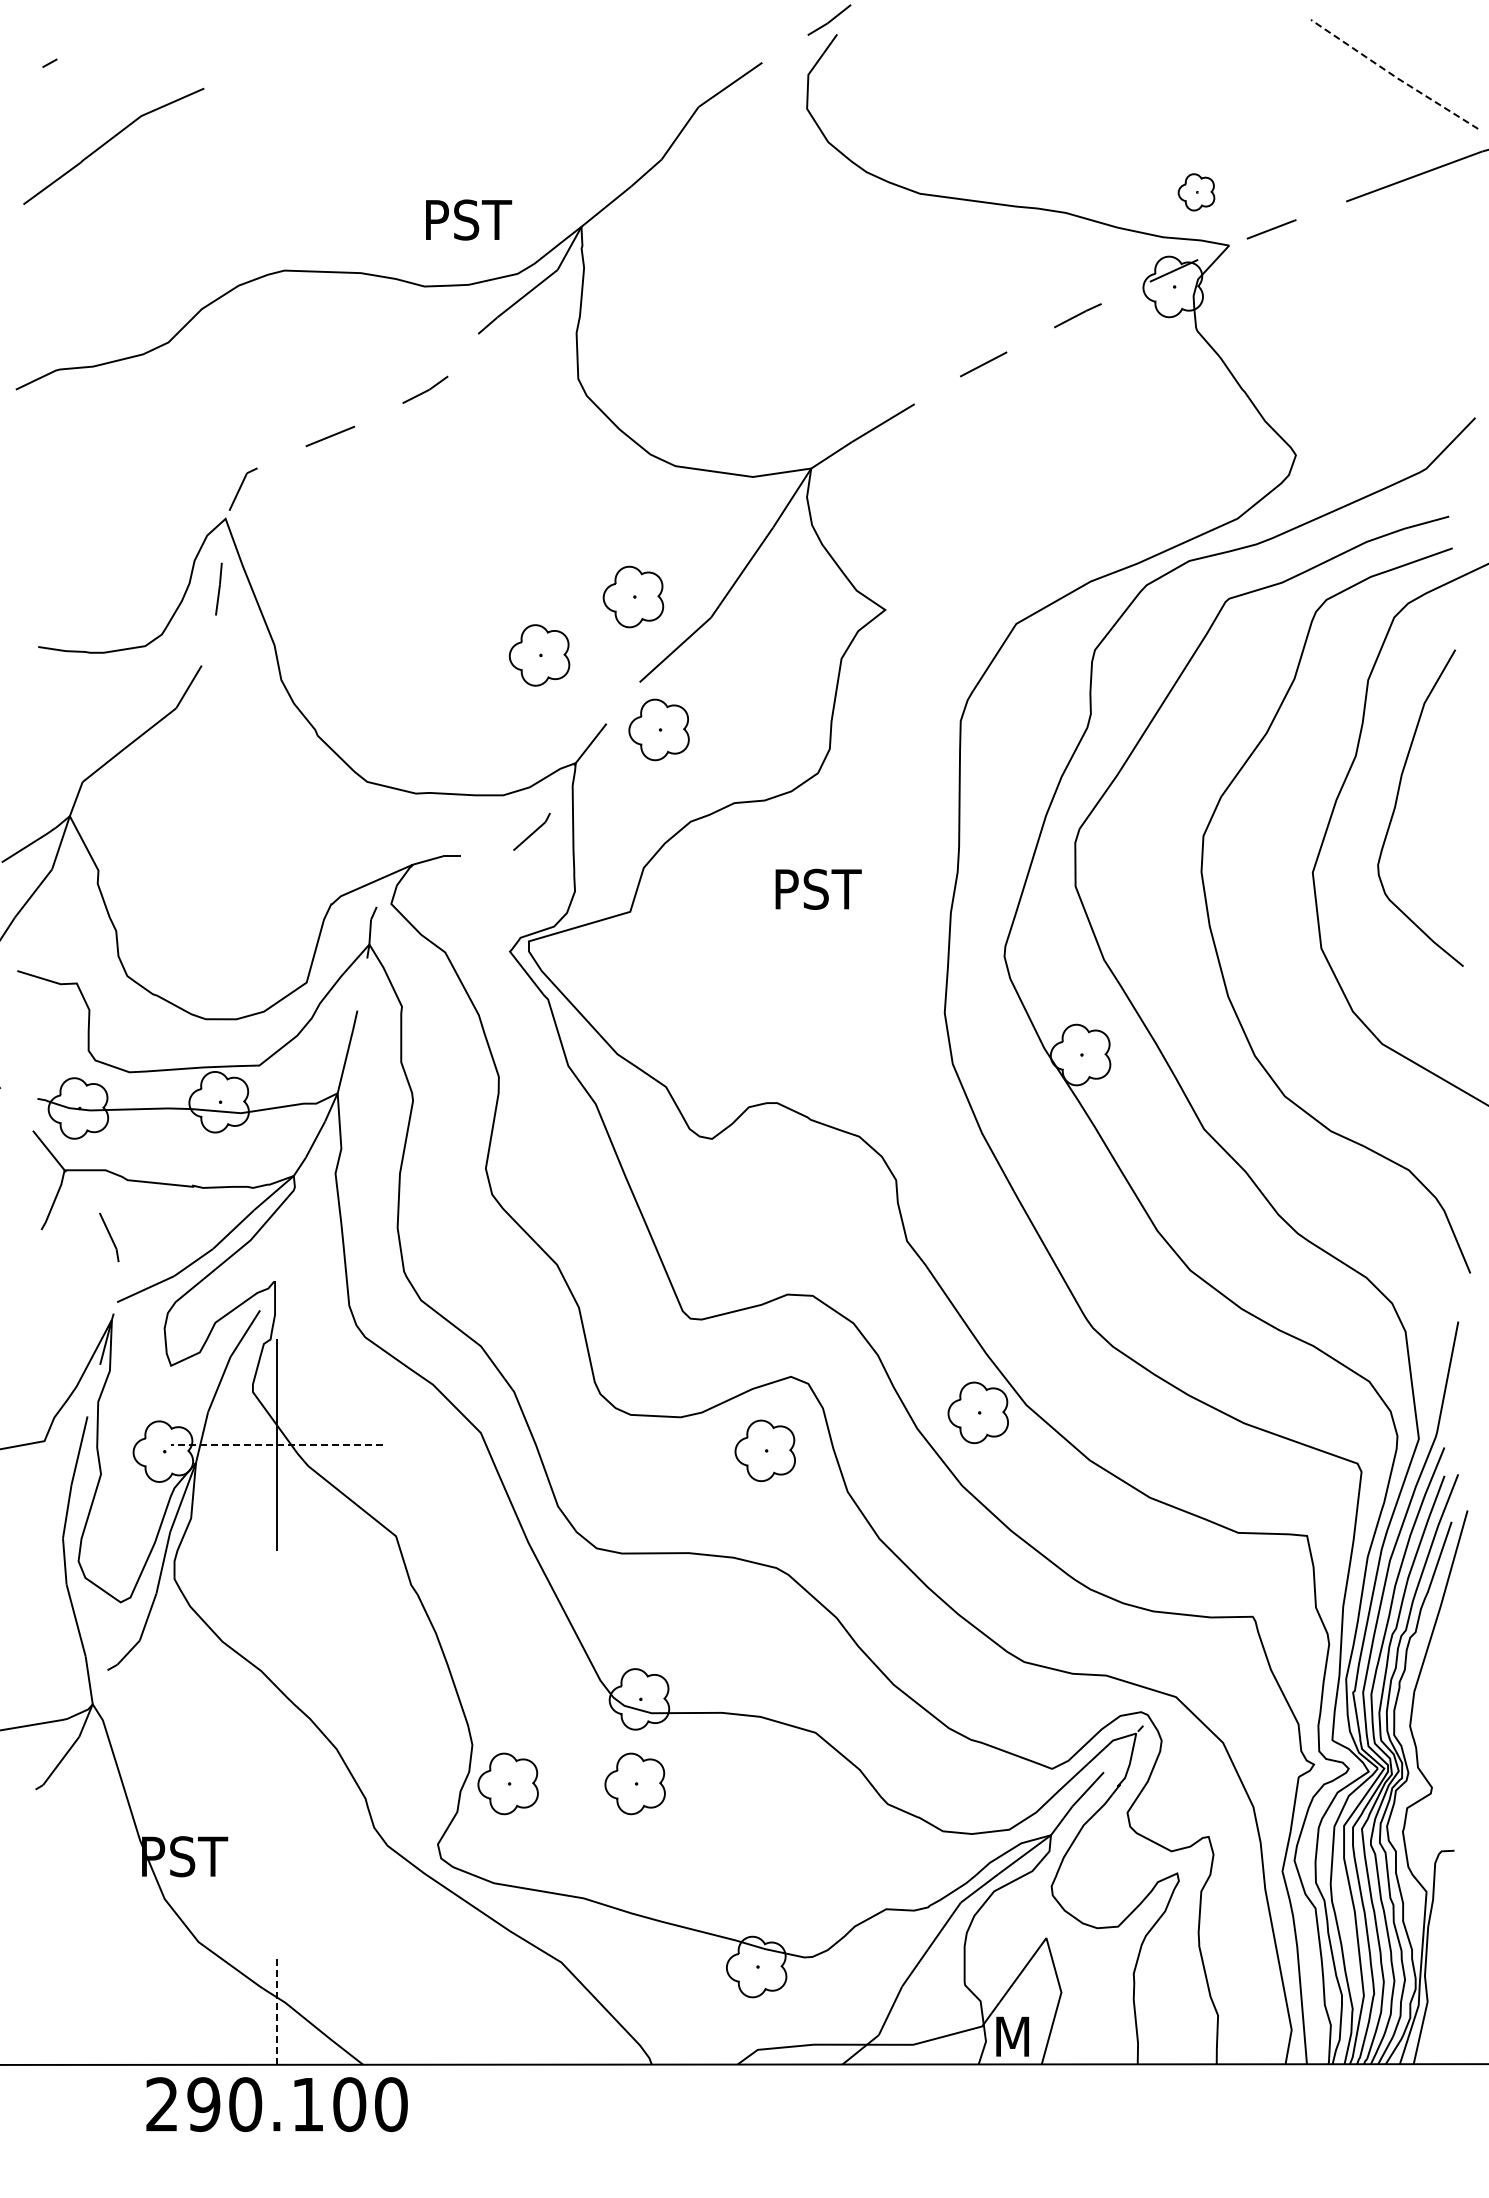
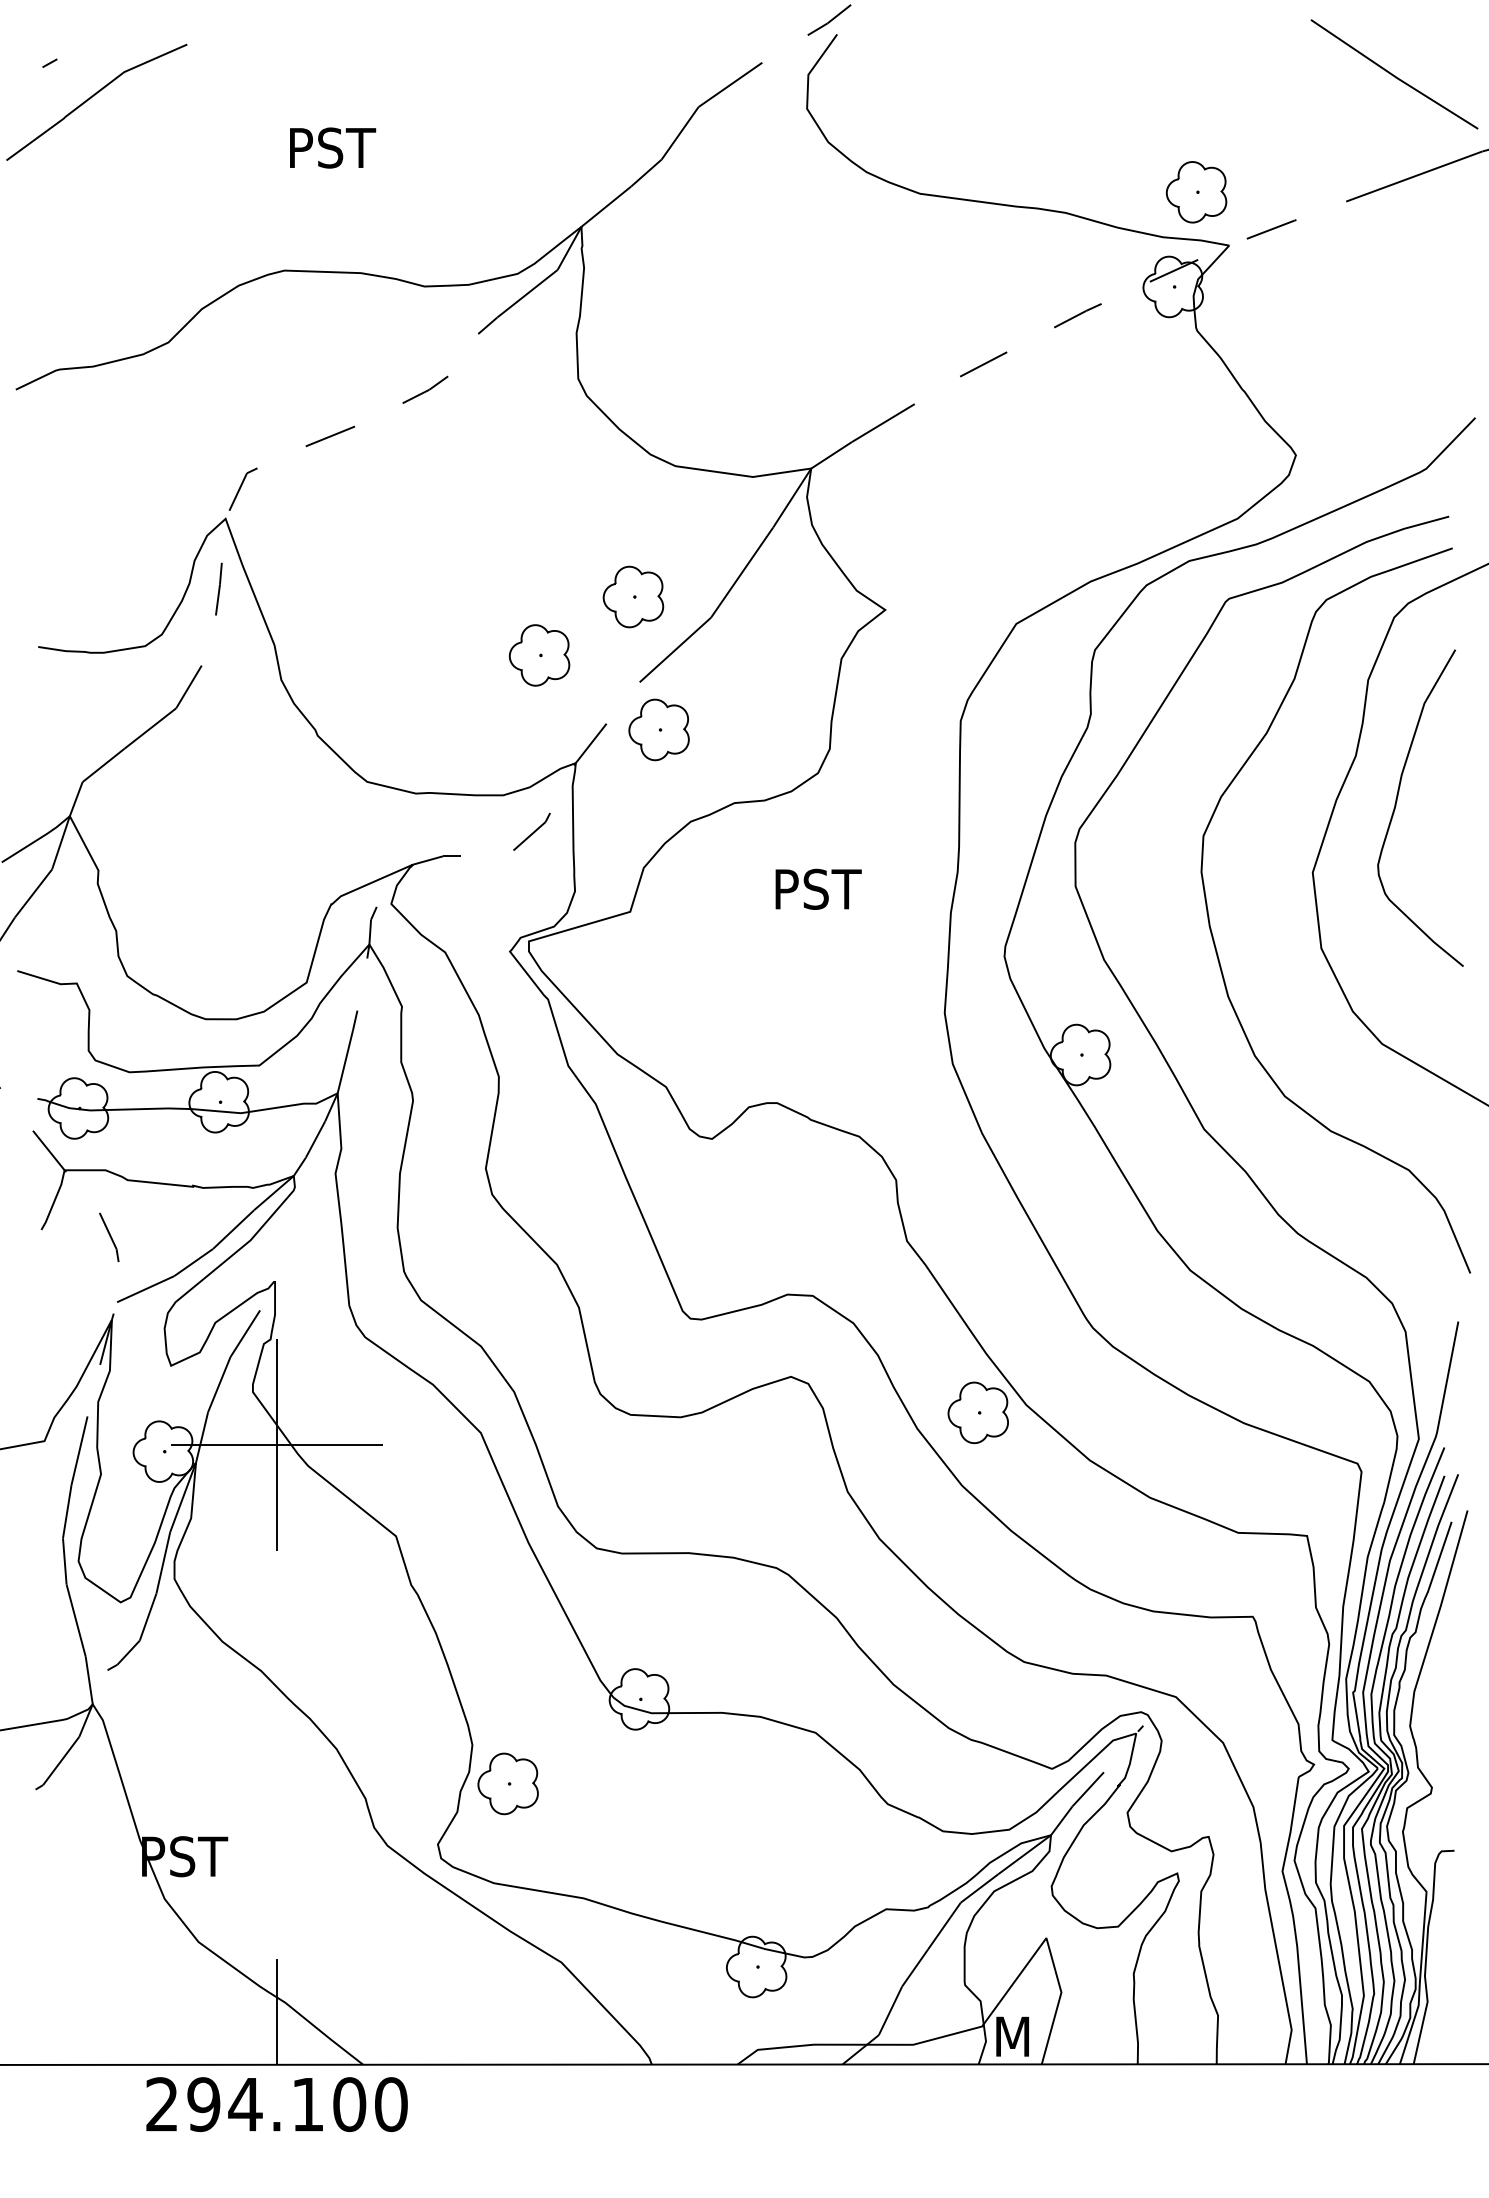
line: dashed -> solid (1393, 75)
line position: (109, 141) -> (92, 97) (92, 97)
part size: 39x39 px -> 63x63 px (1196, 192)
text position: (469, 219) -> (333, 147) (333, 147)
line: dashed -> solid (276, 1444)
part: present -> none (764, 1450)
part: present -> none (634, 1783)
line: dashed -> solid (276, 2011)
text: 290.100 -> 294.100 (245, 2104)
